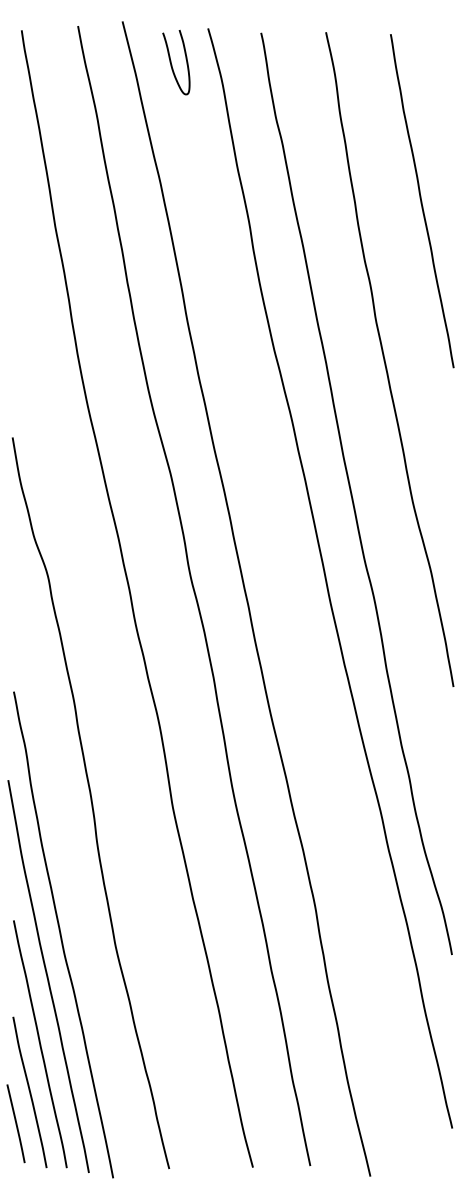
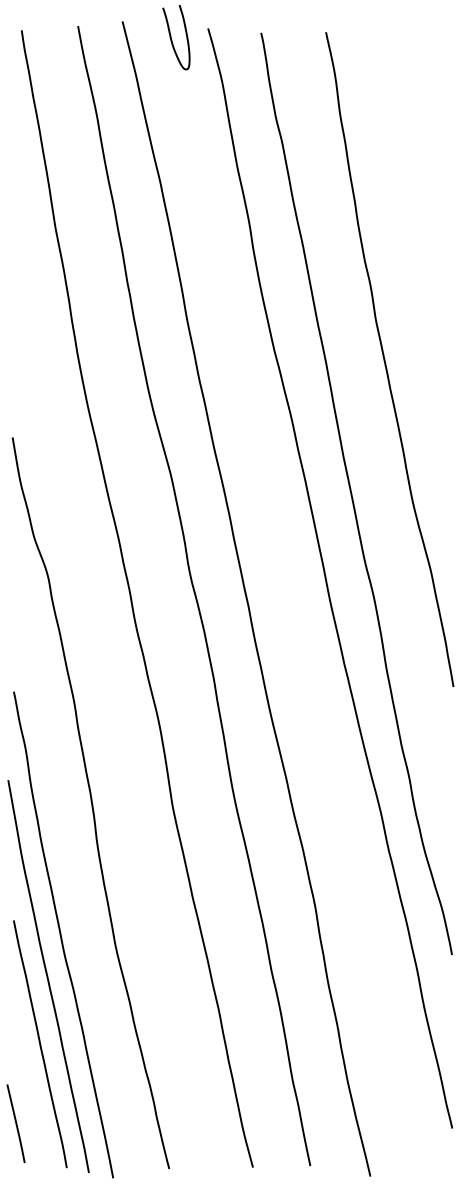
curve position: (172, 64) -> (172, 39) (172, 39)
curve: present -> none (422, 201)
curve: present -> none (29, 1092)
